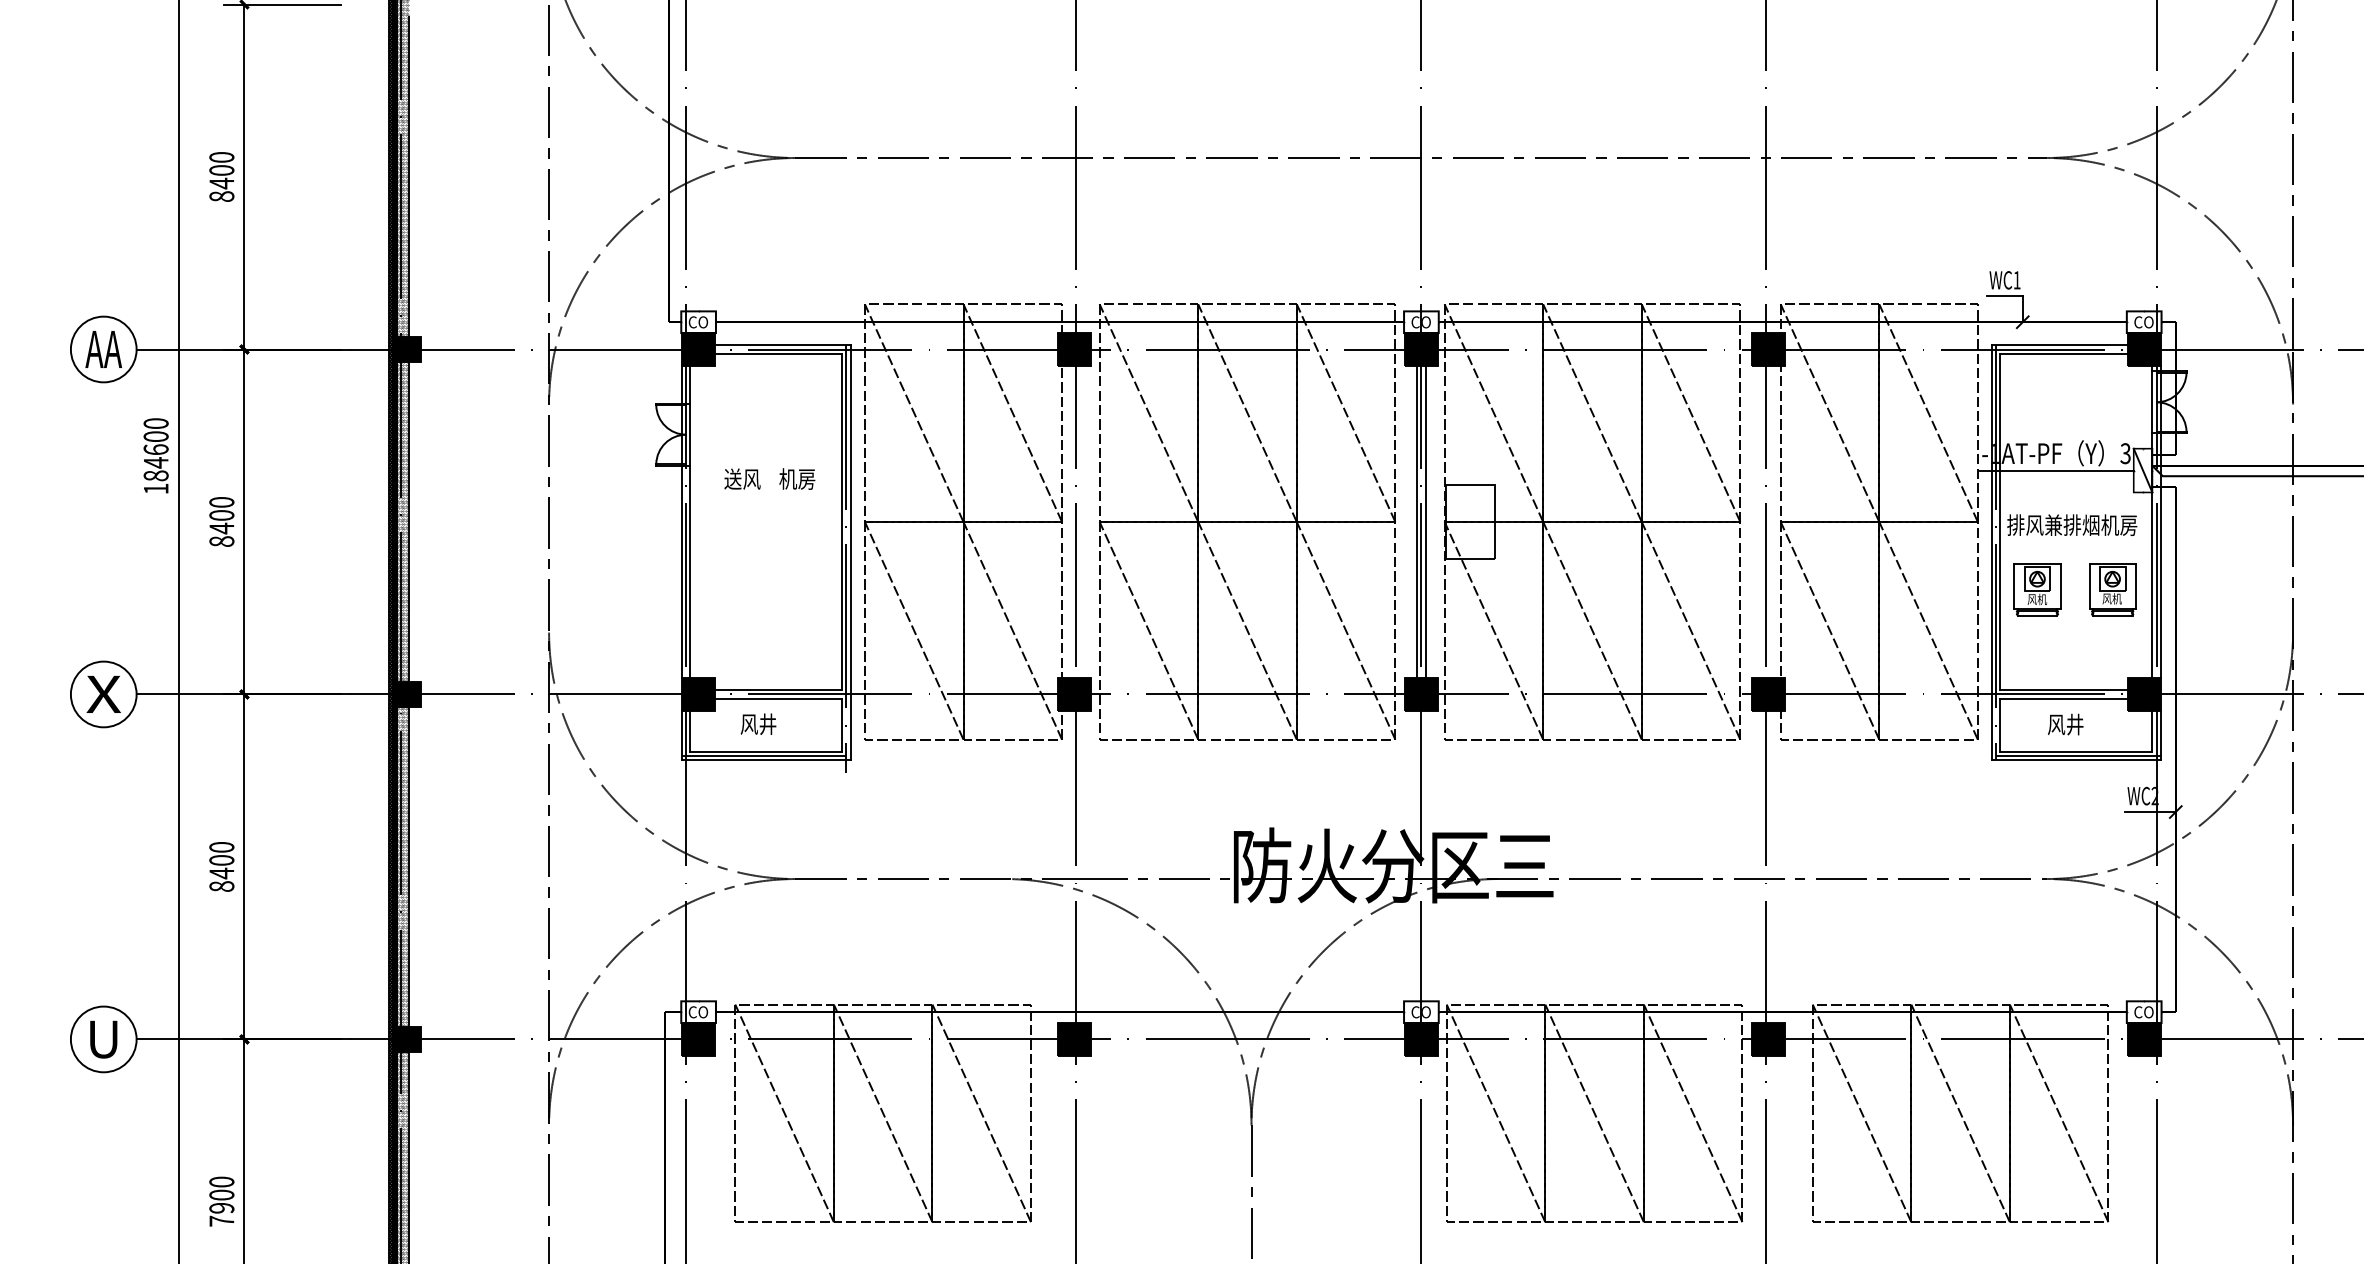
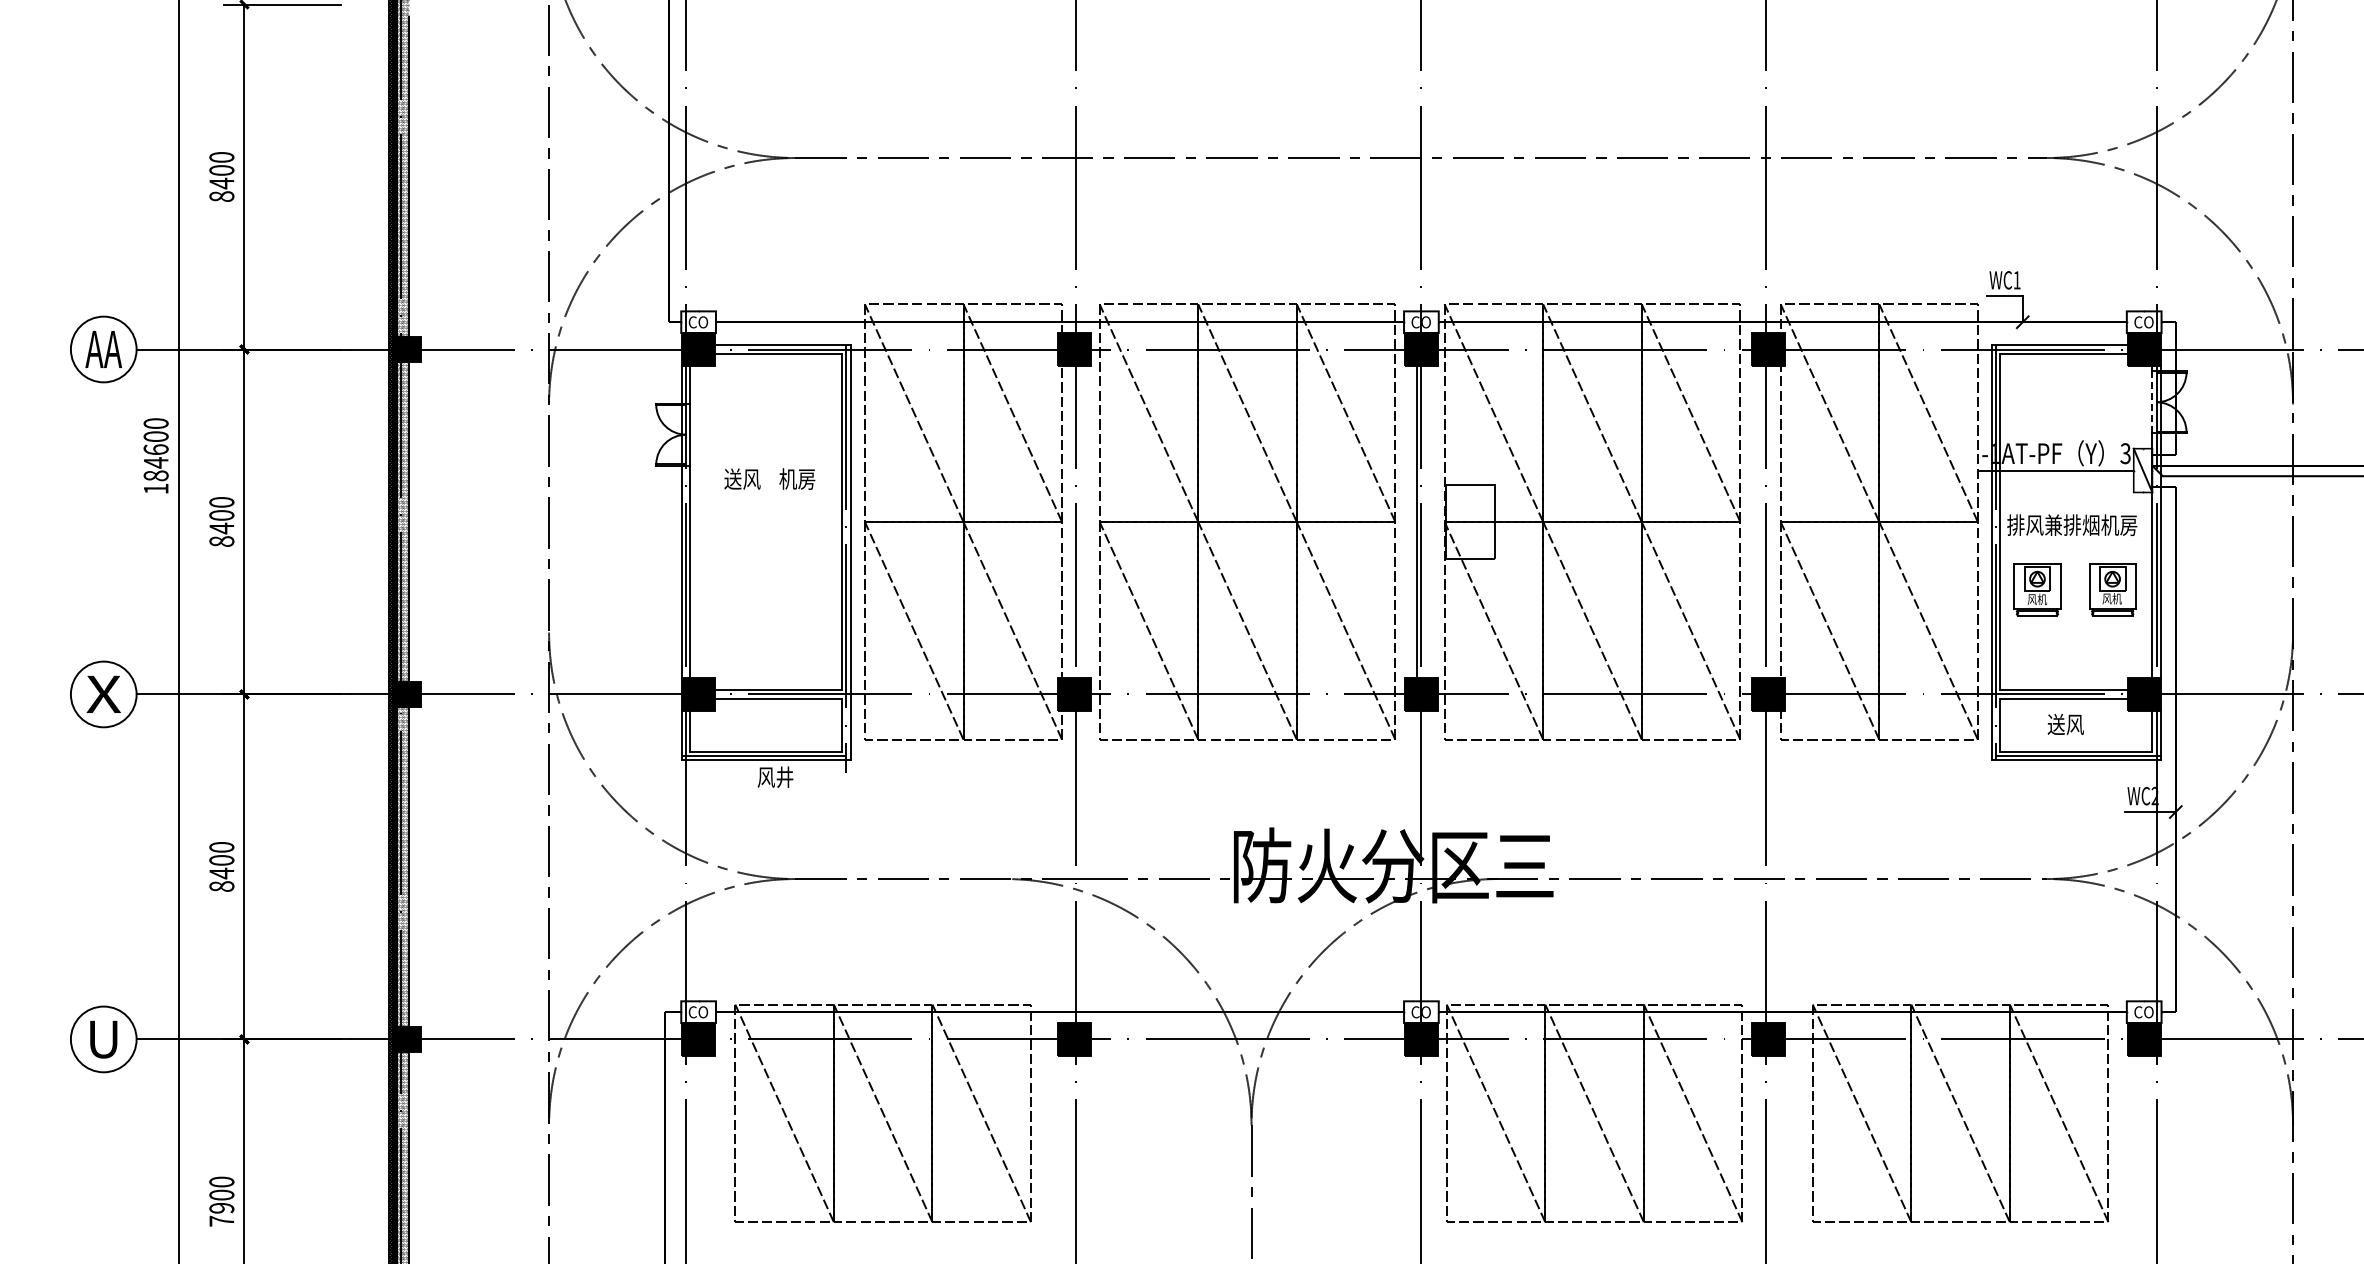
line: solid -> dashed (2152, 402)
line: present -> none (1425, 521)
text position: (758, 723) -> (775, 776) (775, 776)
text: 风井 -> 送风 (2065, 724)
